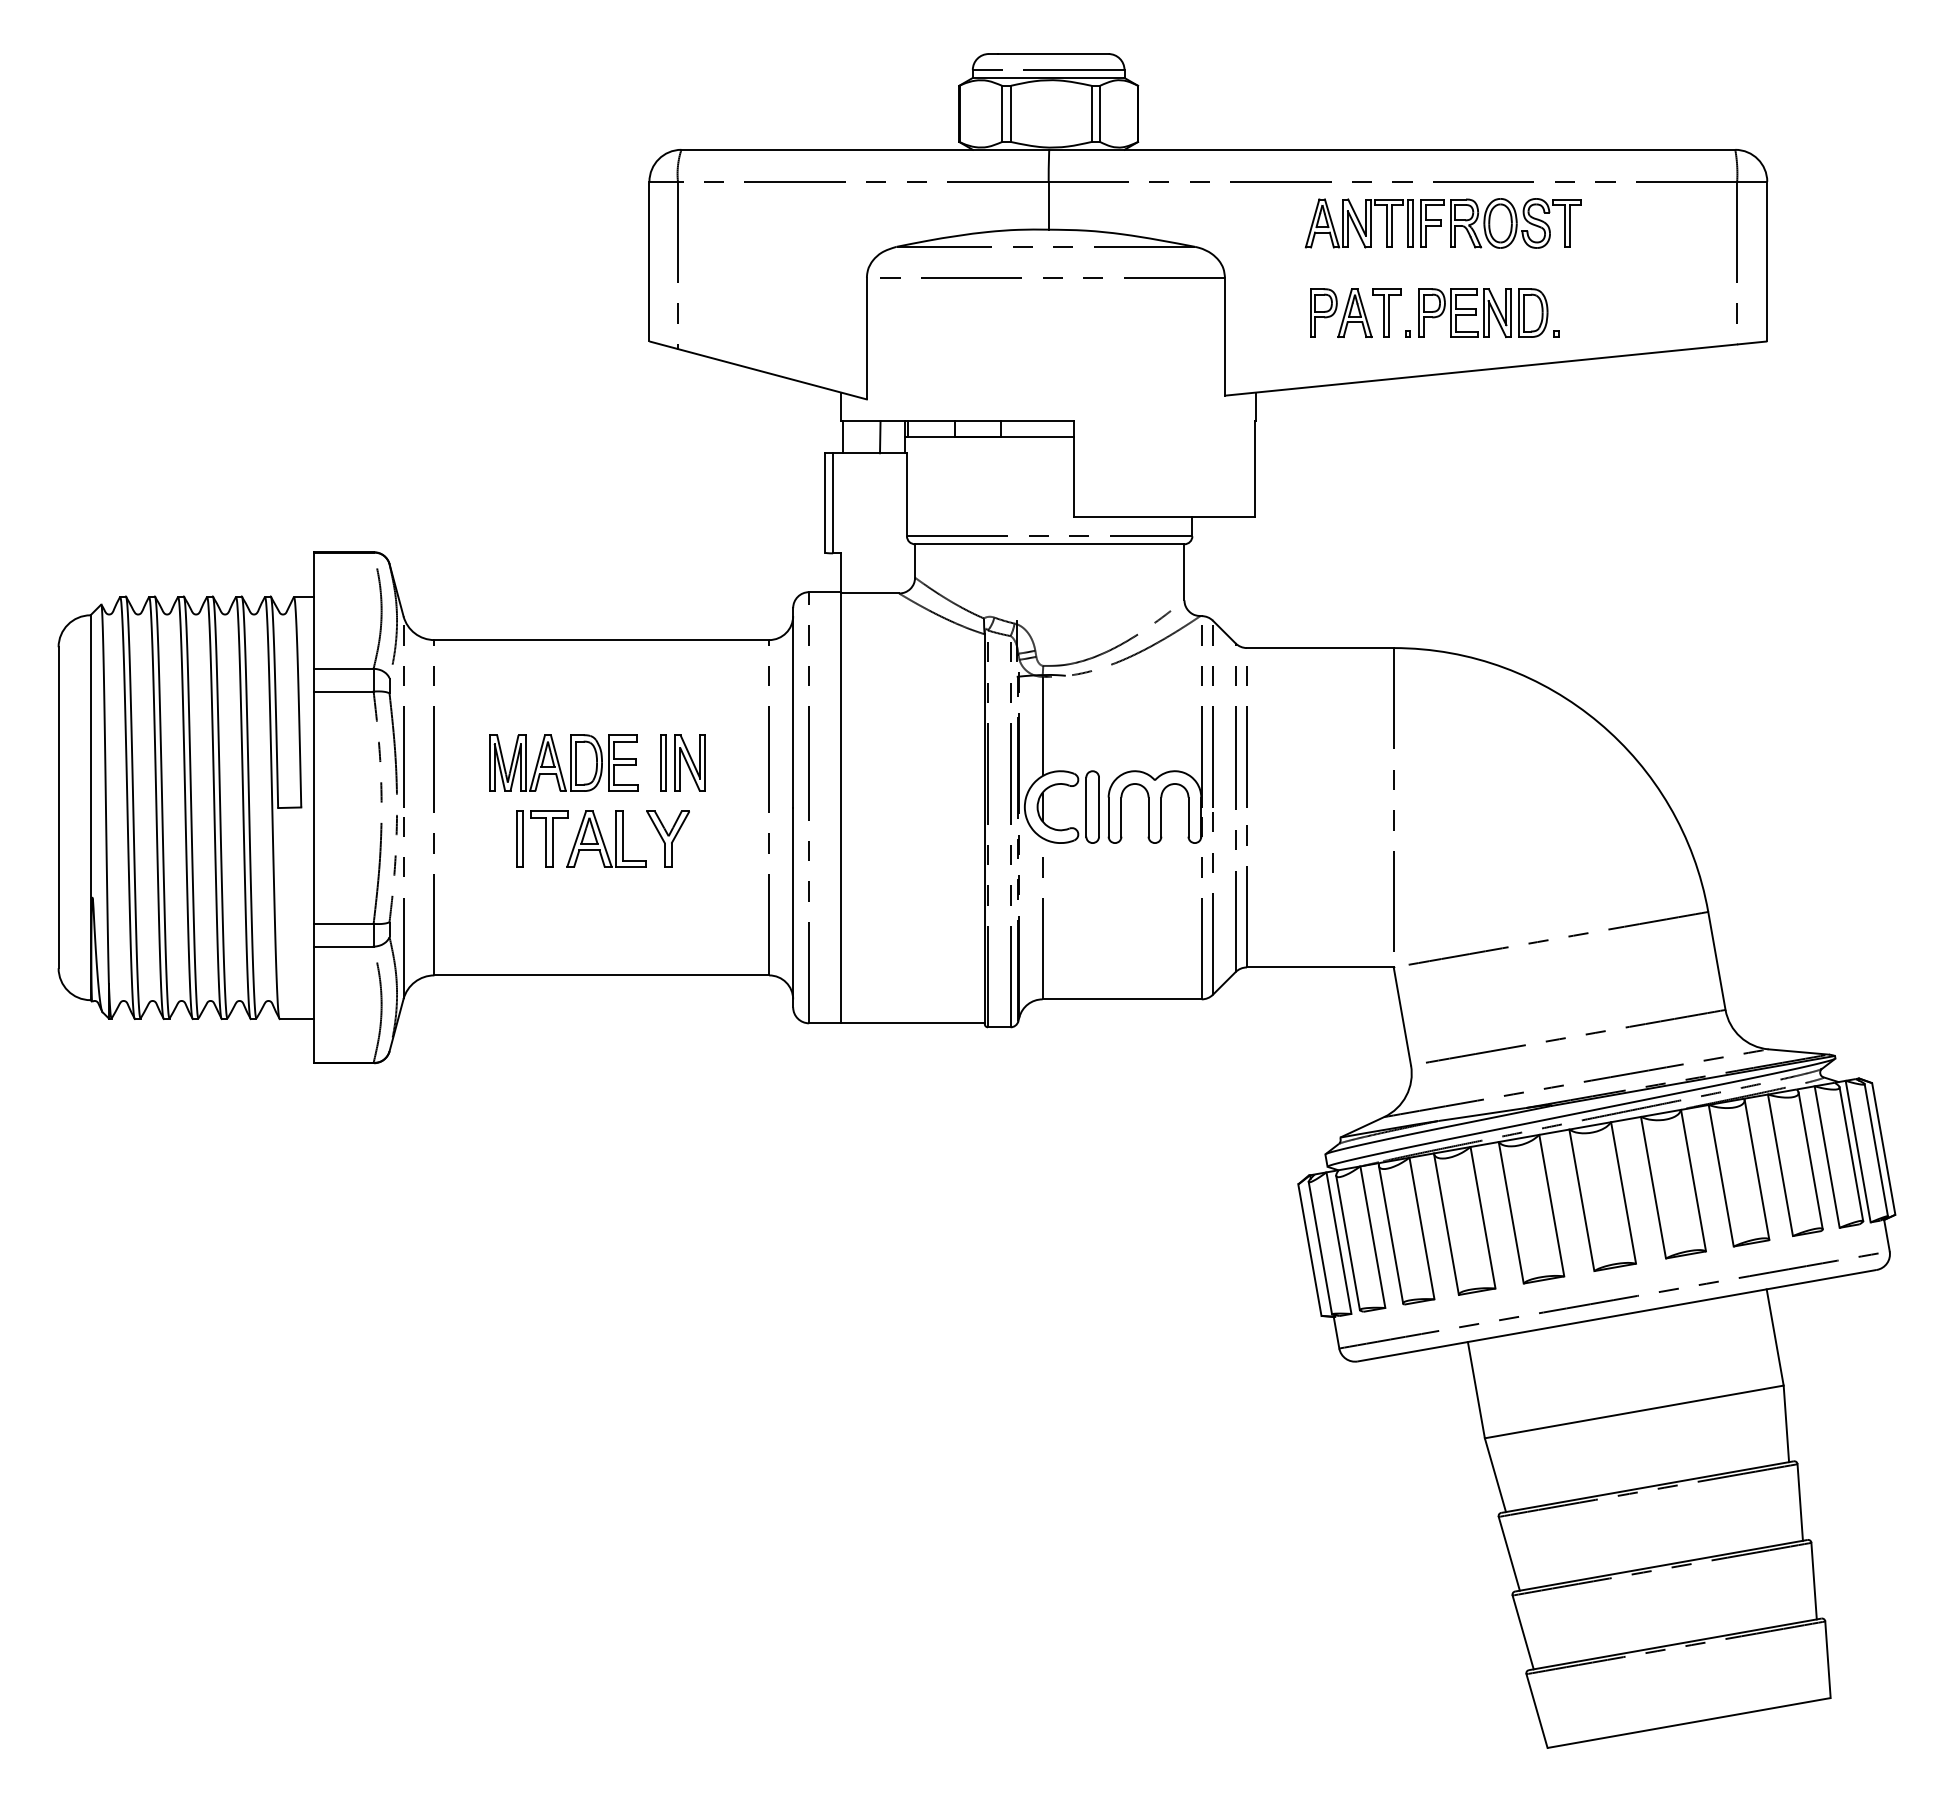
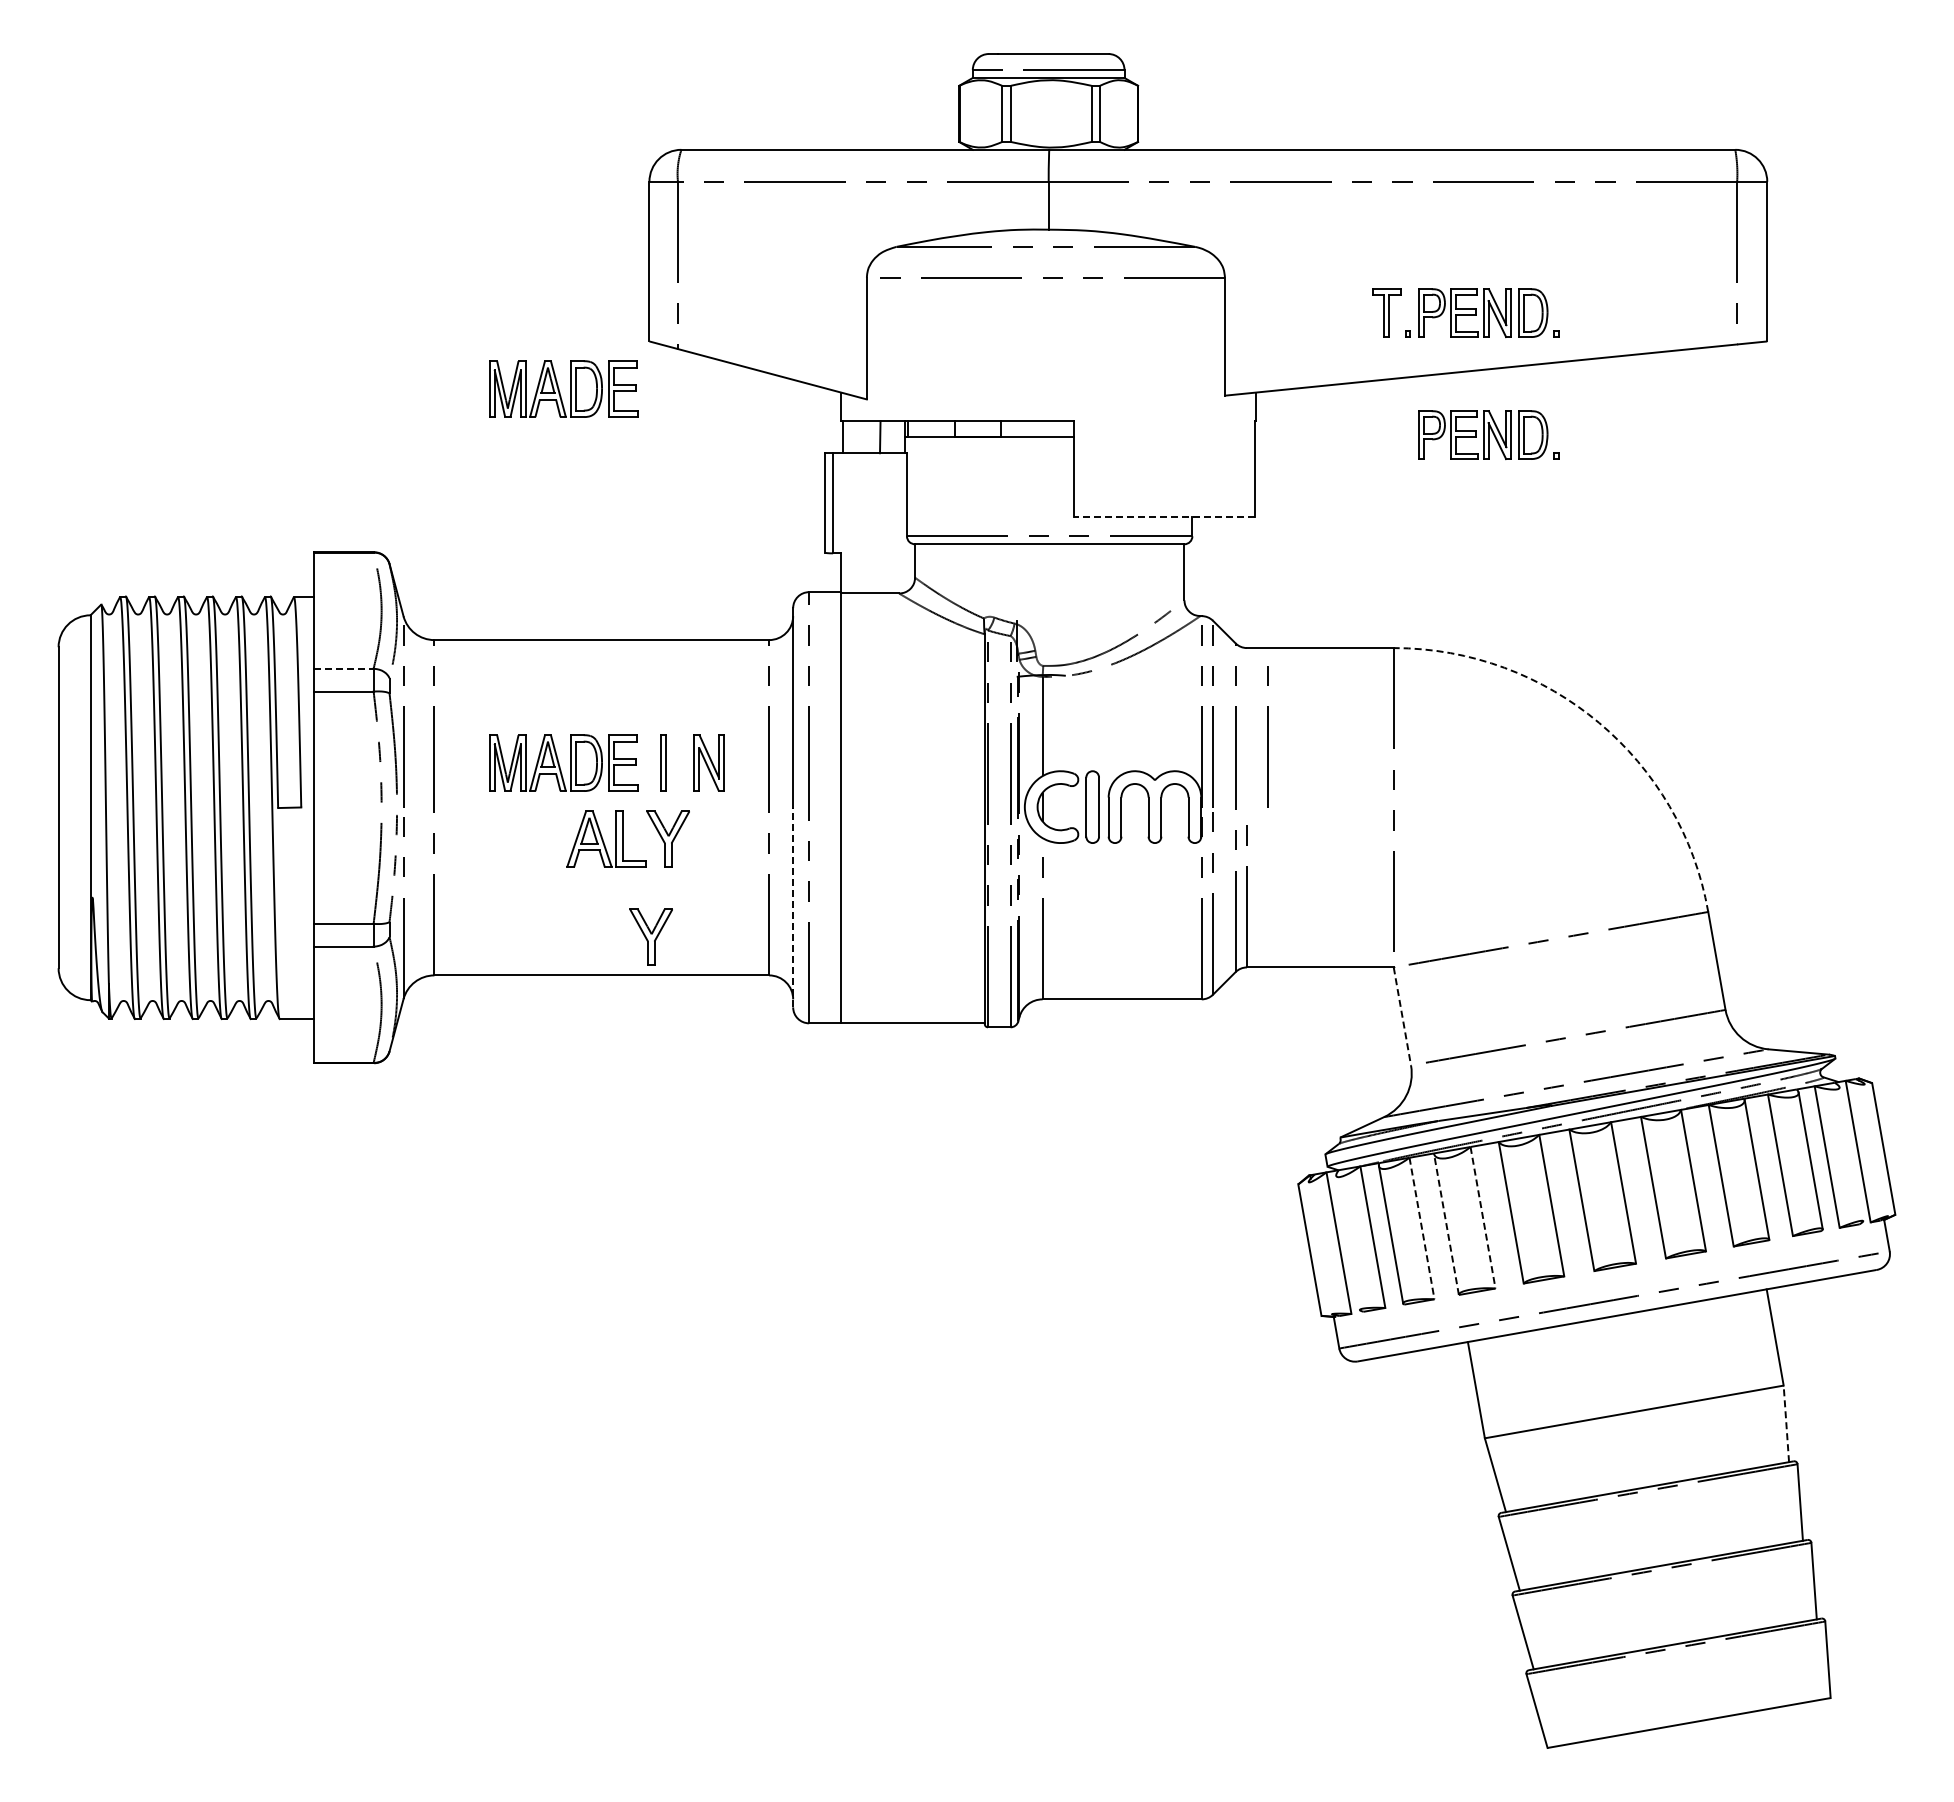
part: present -> none (1442, 223)
part: present -> none (1341, 313)
part: none -> present (563, 388)
part: none -> present (1488, 435)
line: solid -> dashed (1163, 517)
line: solid -> dashed (343, 668)
arc: solid -> dashed (1599, 722)
line position: (1246, 736) -> (1267, 736) (1267, 736)
part position: (689, 762) -> (708, 762) (708, 762)
part: present -> none (542, 838)
line: solid -> dashed (793, 907)
part: none -> present (650, 936)
line: solid -> dashed (1402, 1016)
line: present -> none (1875, 1150)
line: present -> none (1851, 1154)
line: solid -> dashed (1483, 1217)
line: solid -> dashed (1446, 1224)
line: solid -> dashed (1422, 1228)
line: present -> none (1347, 1242)
line: present -> none (1320, 1247)
line: solid -> dashed (1786, 1423)
